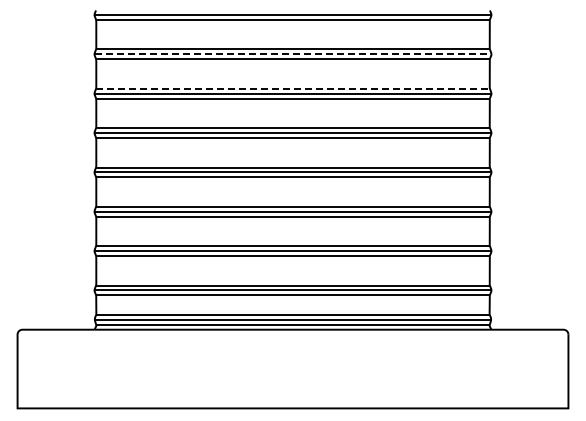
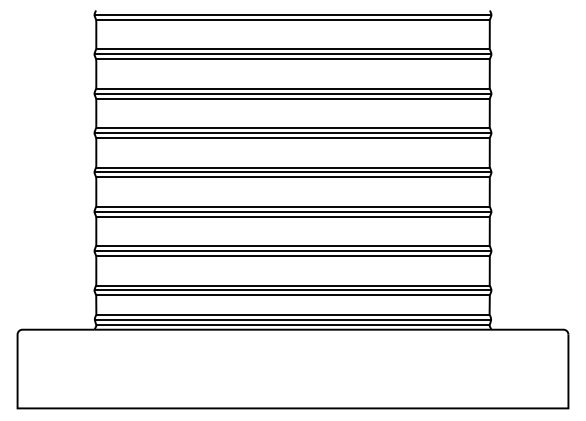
line: dashed -> solid (293, 54)
line: dashed -> solid (292, 88)
